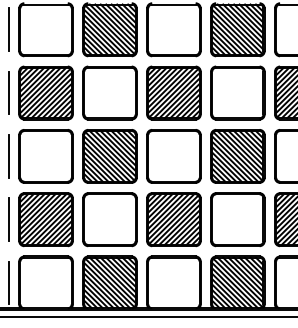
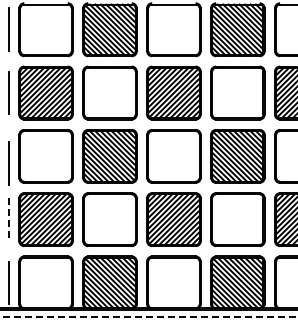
line position: (8, 156) -> (8, 163) (8, 163)
line: solid -> dashed (8, 220)
line: solid -> dashed (148, 317)
